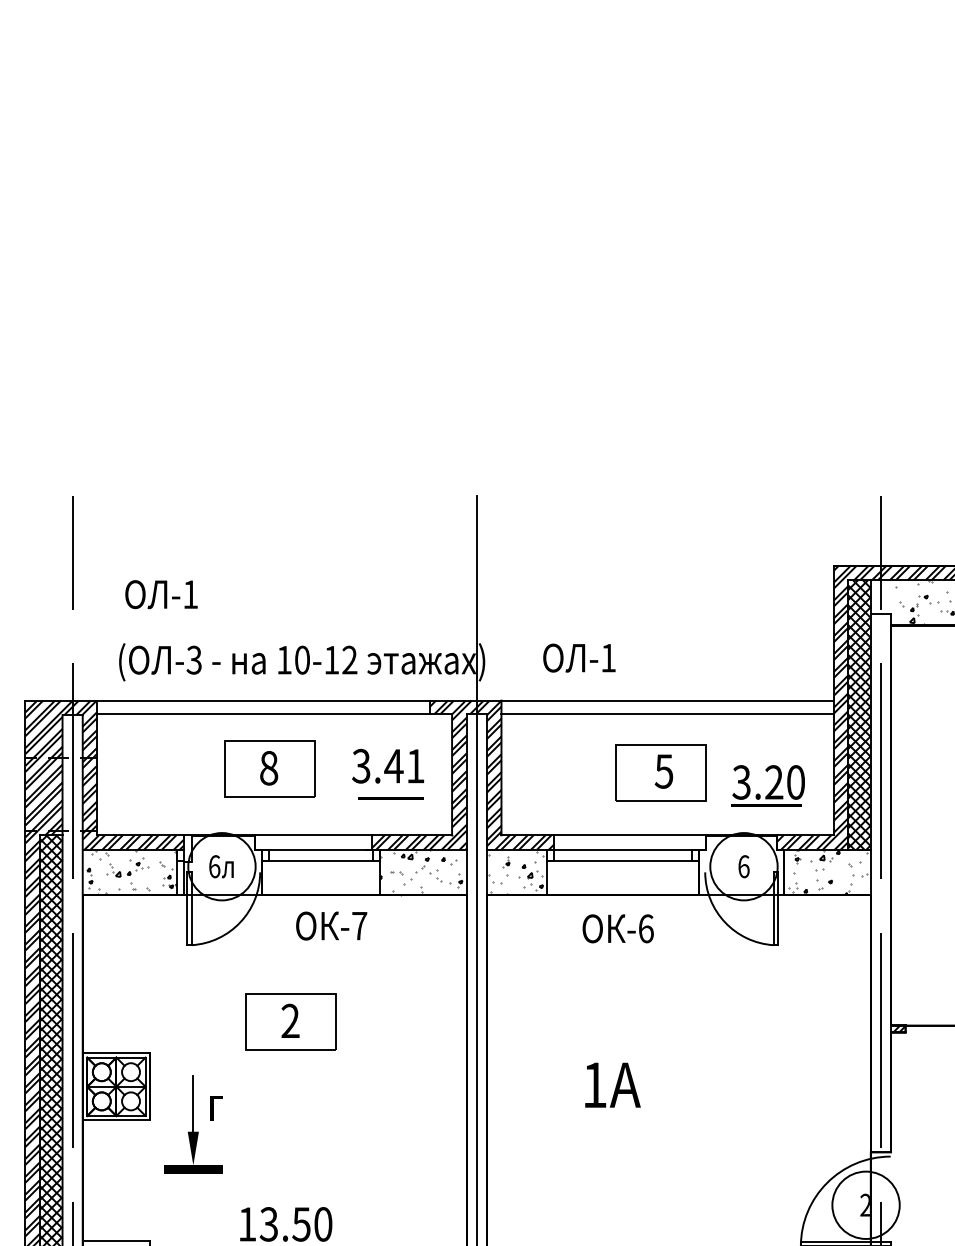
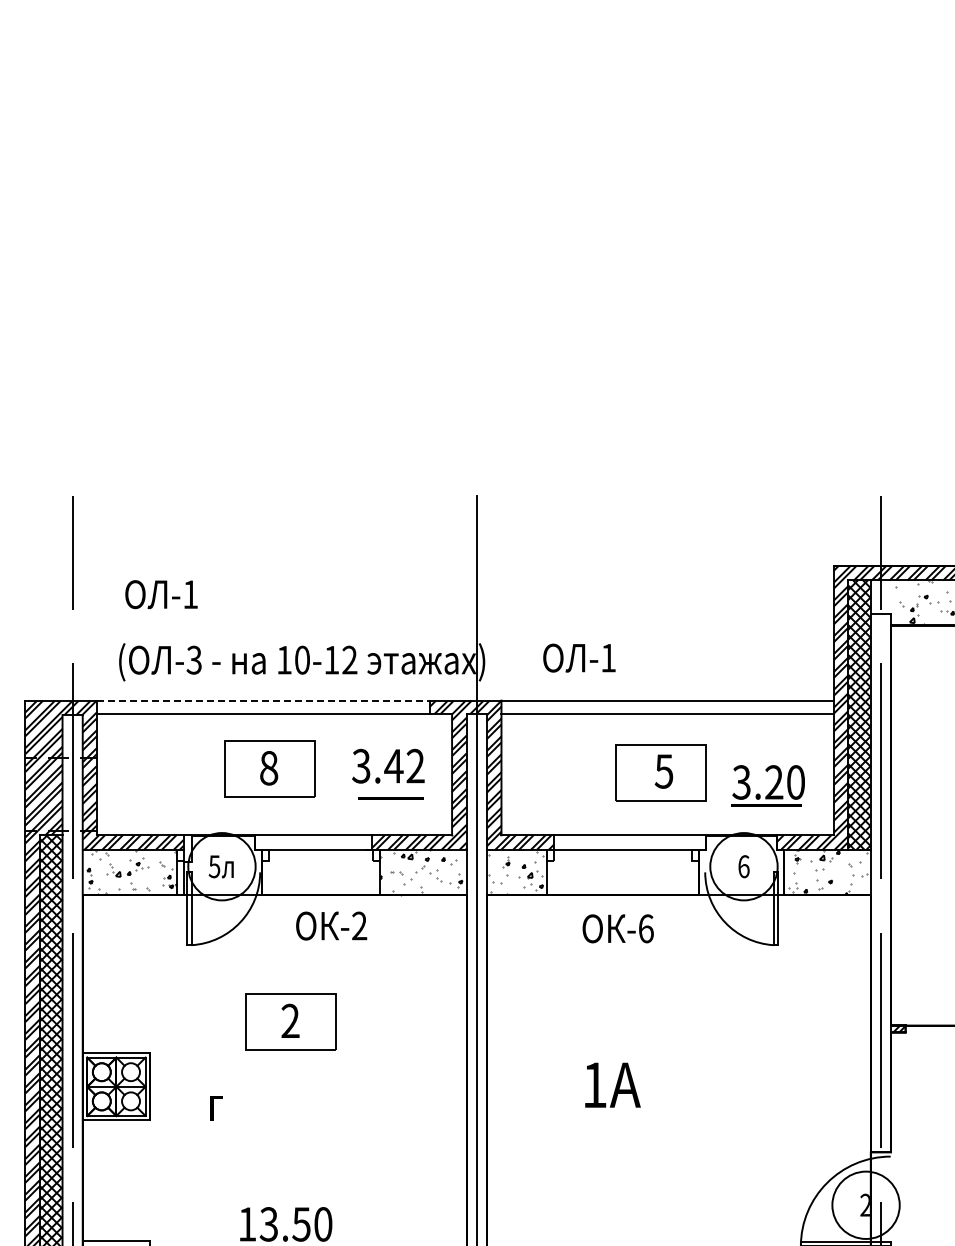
line: solid -> dashed (263, 700)
text: 3.41 -> 3.42 (415, 765)
line: present -> none (317, 861)
line: present -> none (622, 861)
text: 6 -> 5 (214, 866)
text: -7 -> -2 (359, 925)
part: present -> none (193, 1124)
